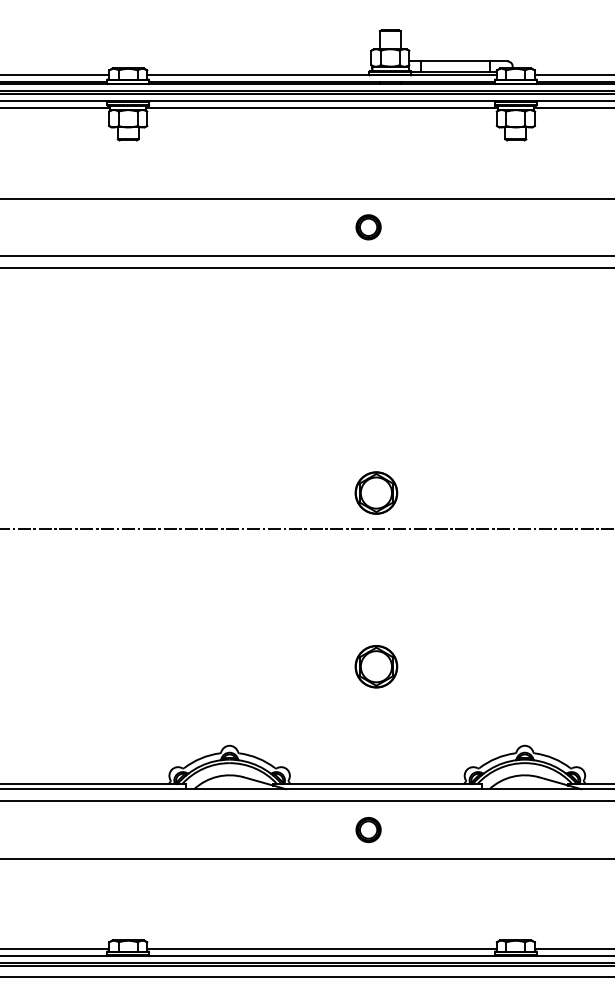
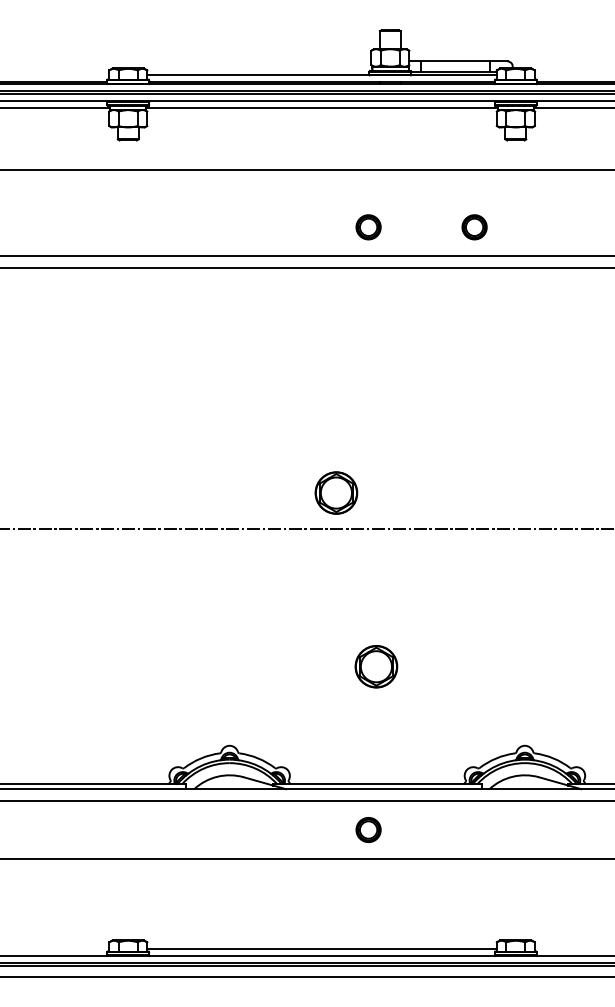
line: present -> none (55, 75)
line: present -> none (572, 75)
line position: (306, 198) -> (306, 169) (306, 169)
part: none -> present (474, 227)
part position: (376, 492) -> (336, 492) (336, 492)
line: present -> none (55, 949)
line: present -> none (572, 949)
